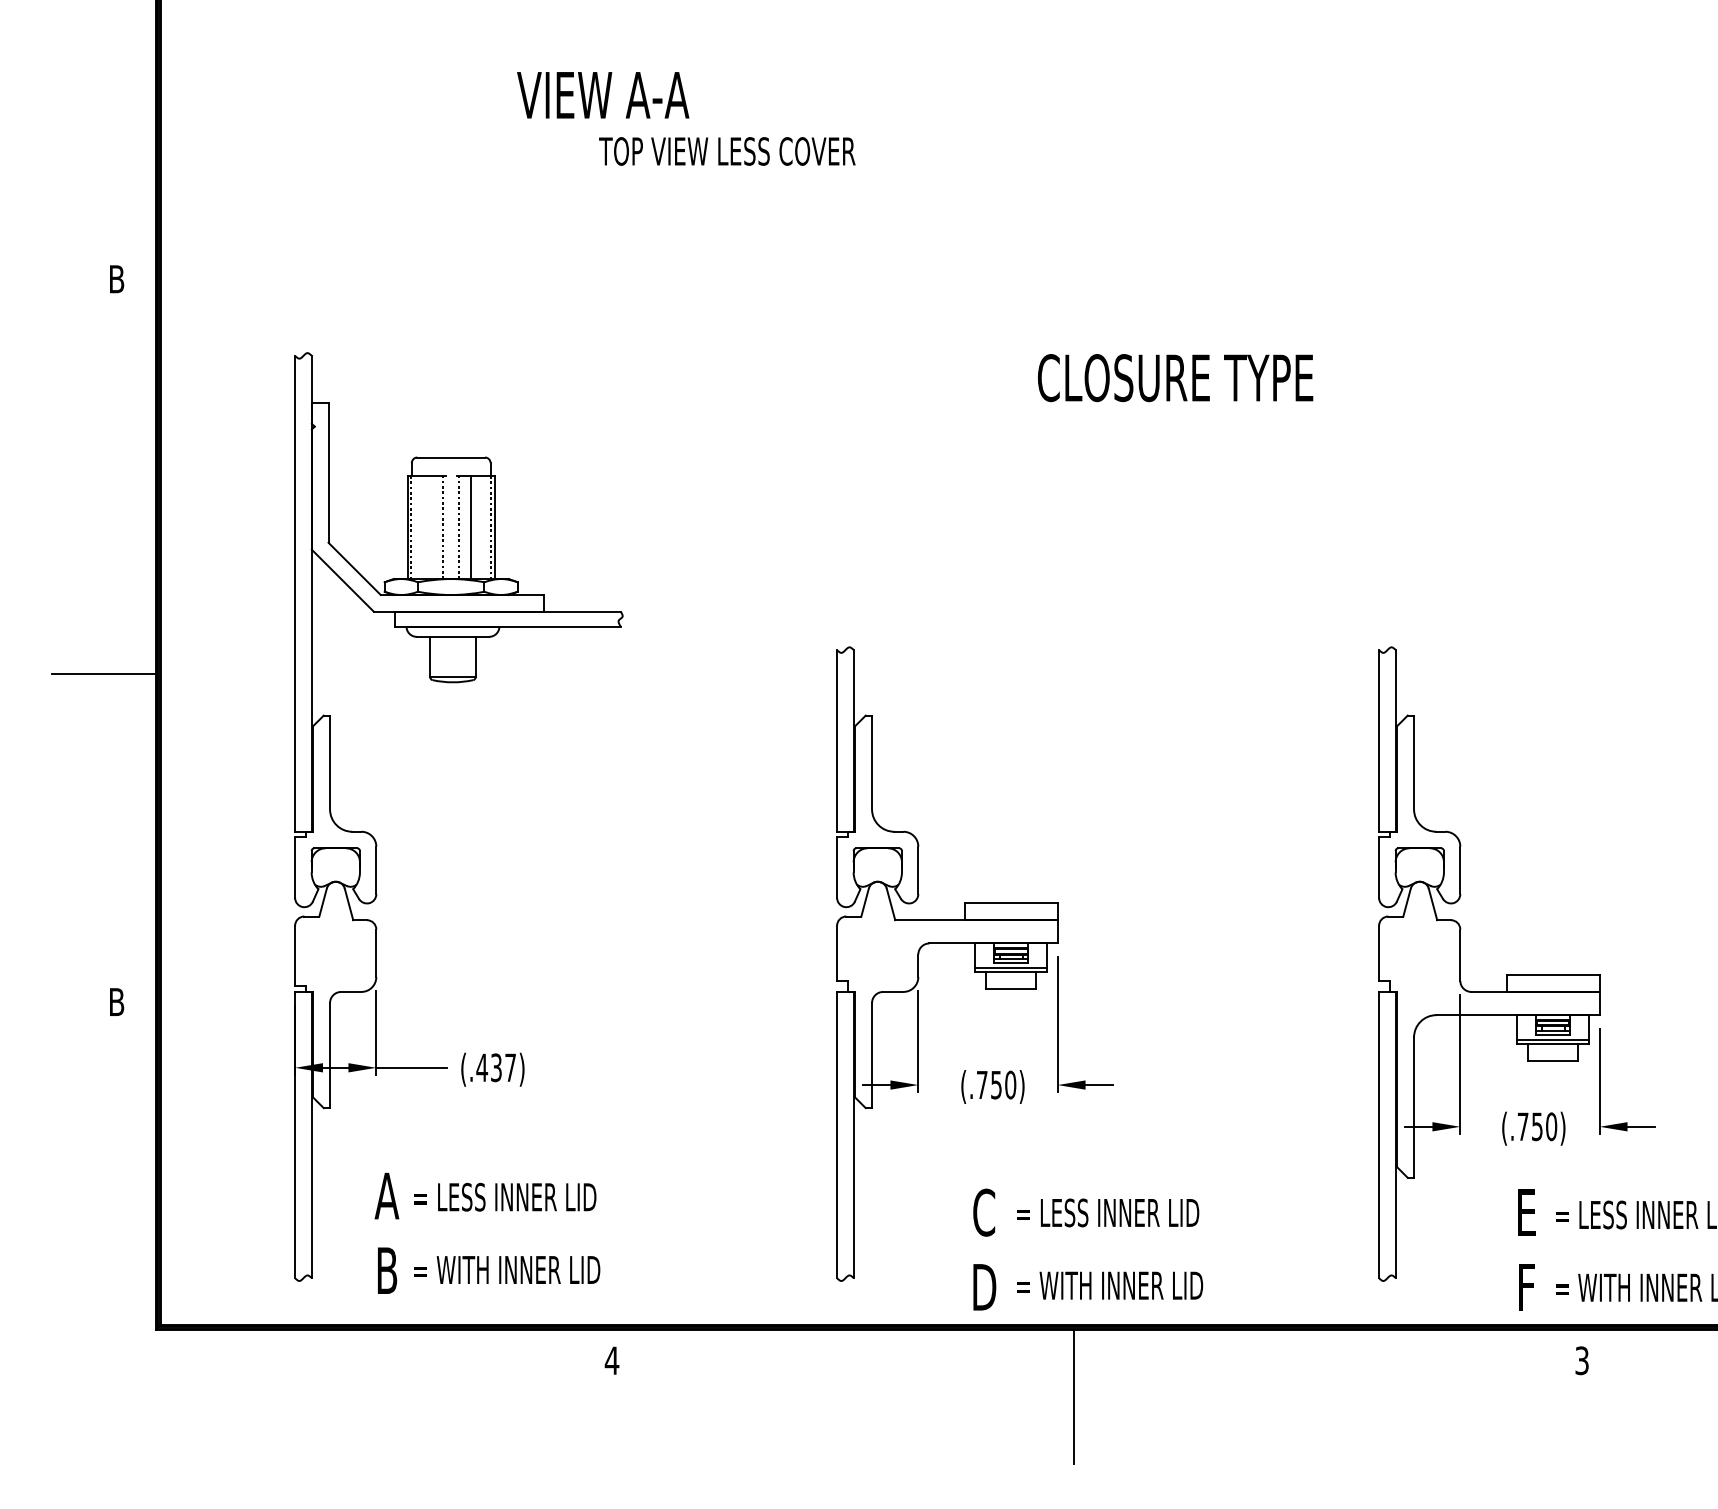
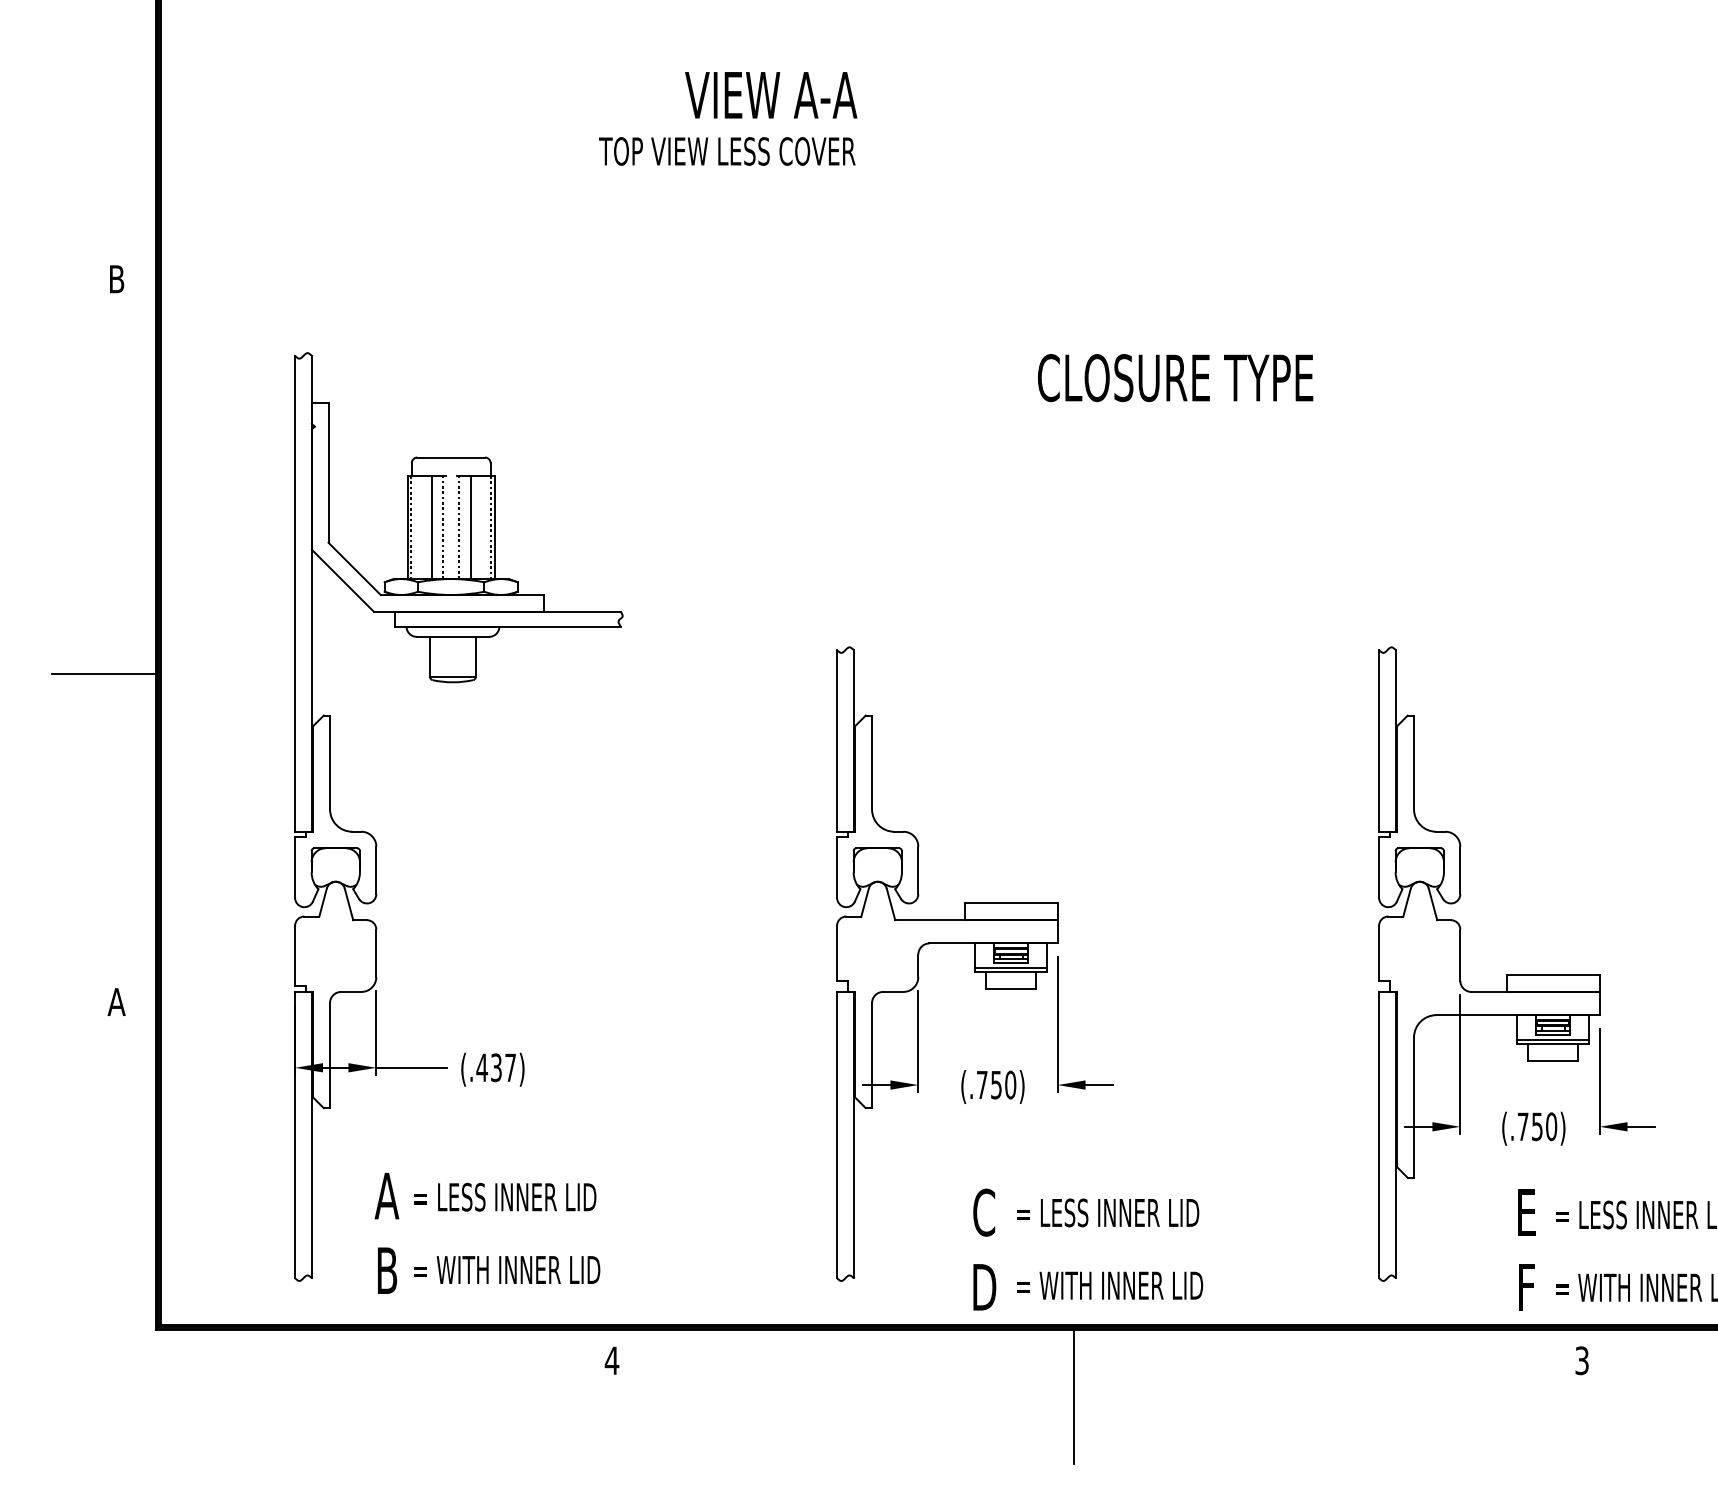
text position: (603, 95) -> (771, 95) (771, 95)
line: none -> present (431, 527)
text: B -> A (116, 1001)
